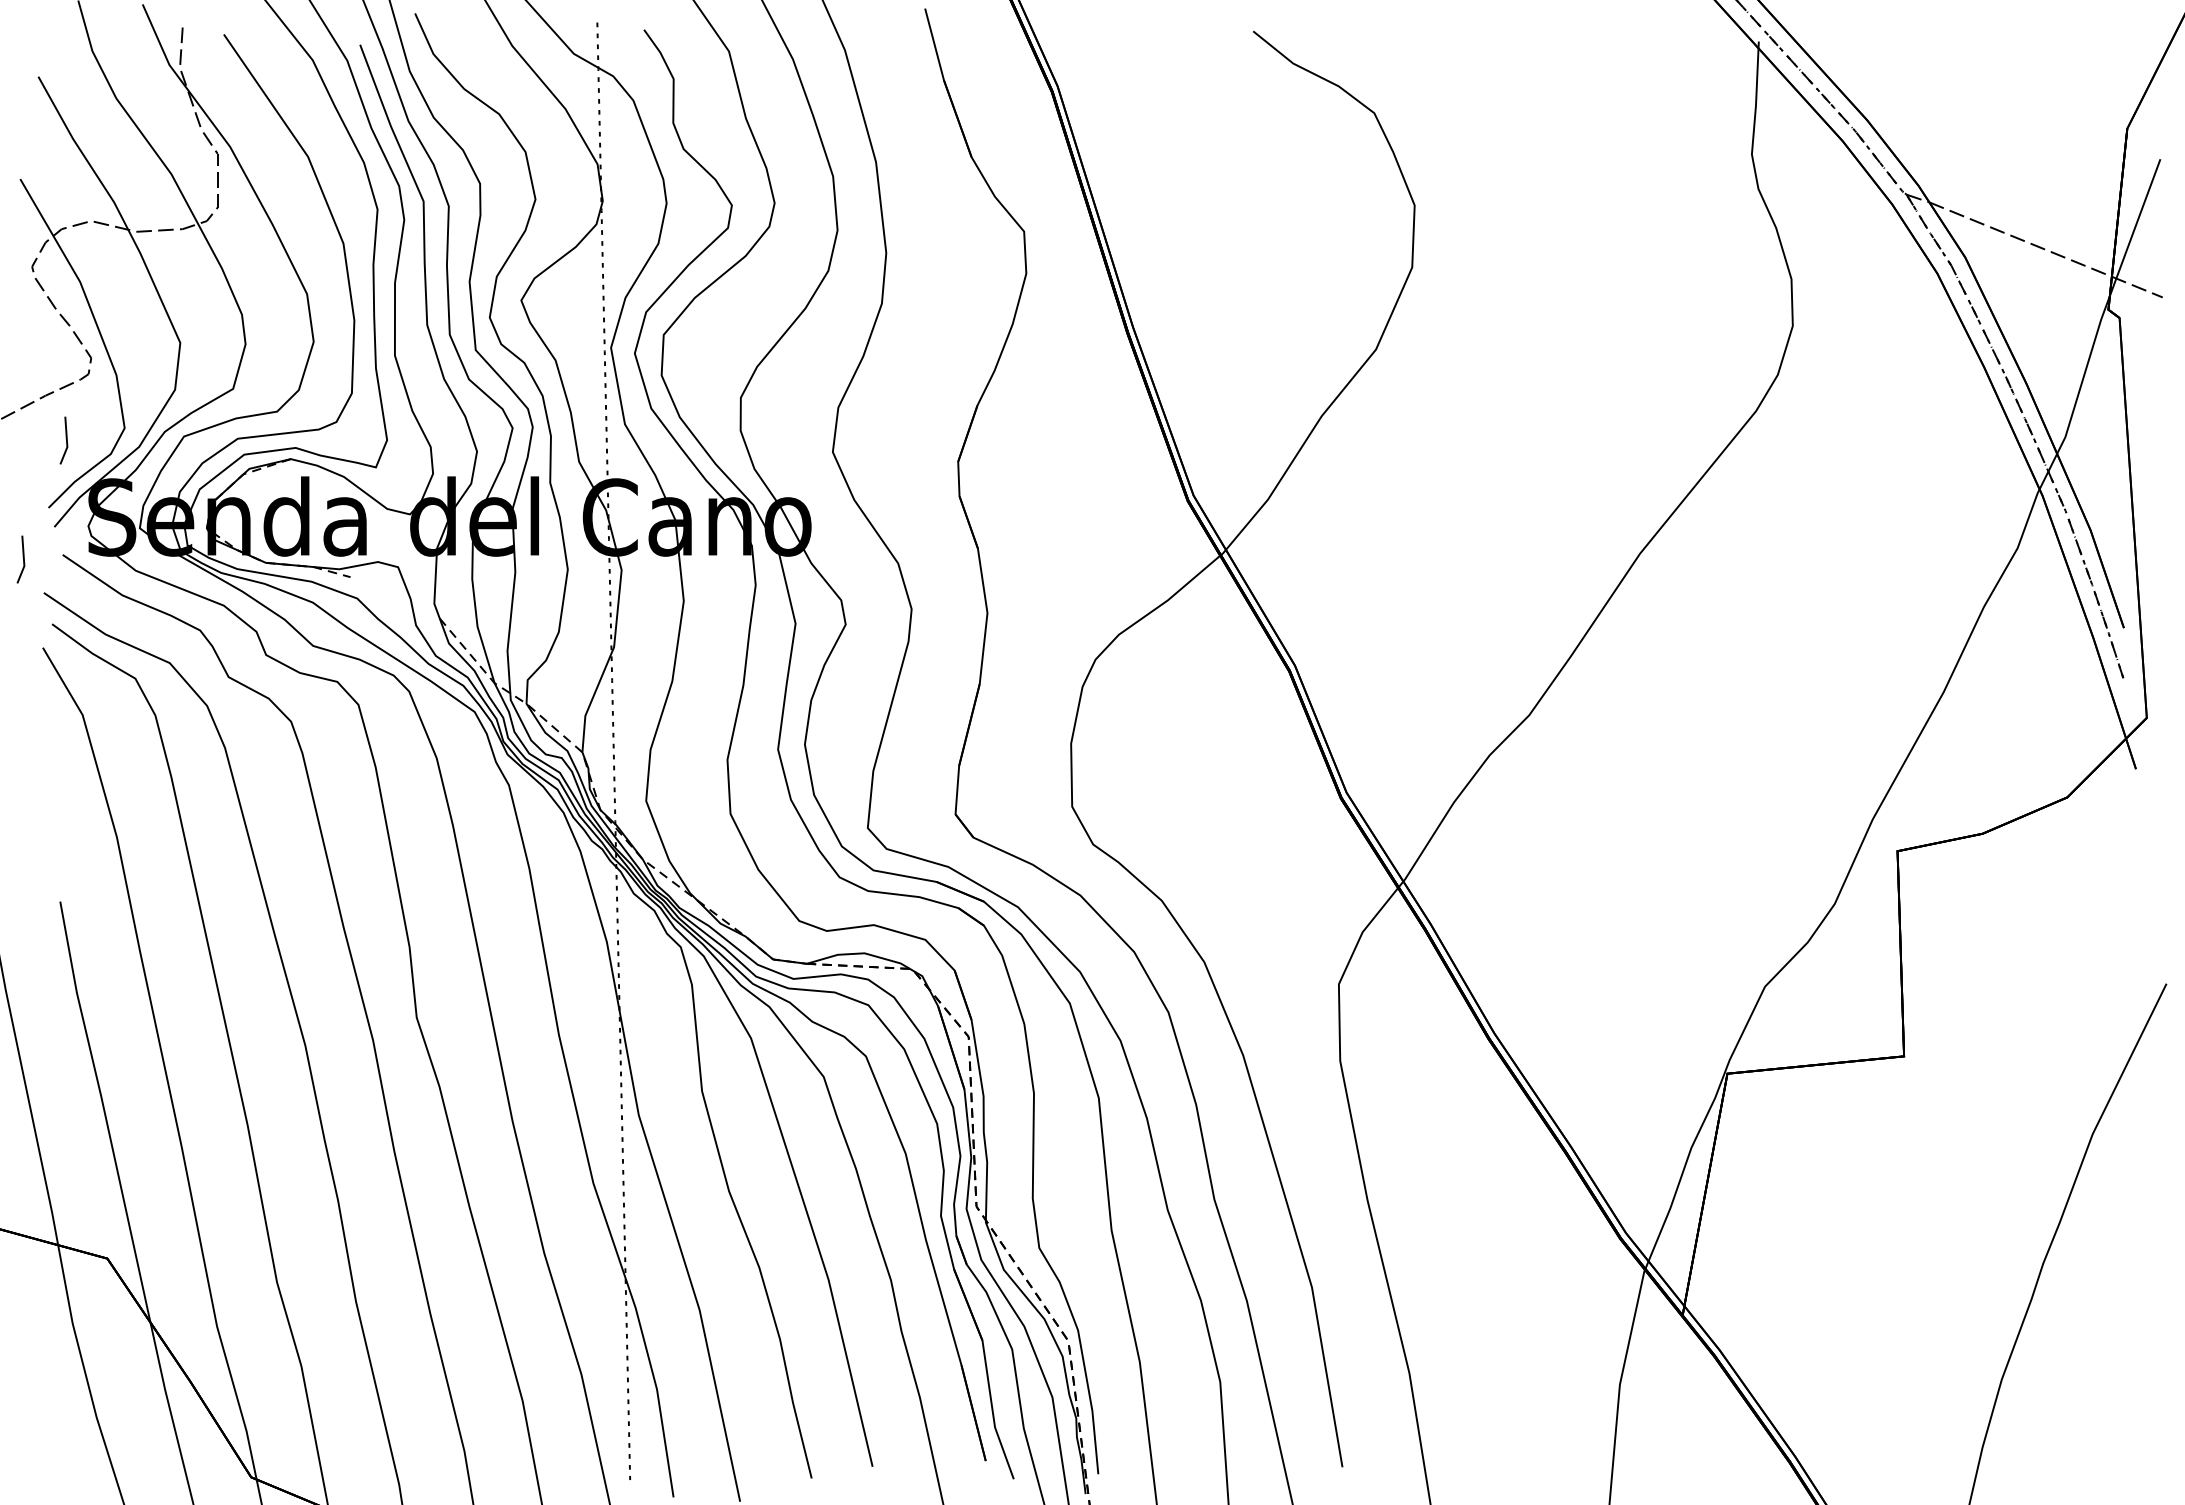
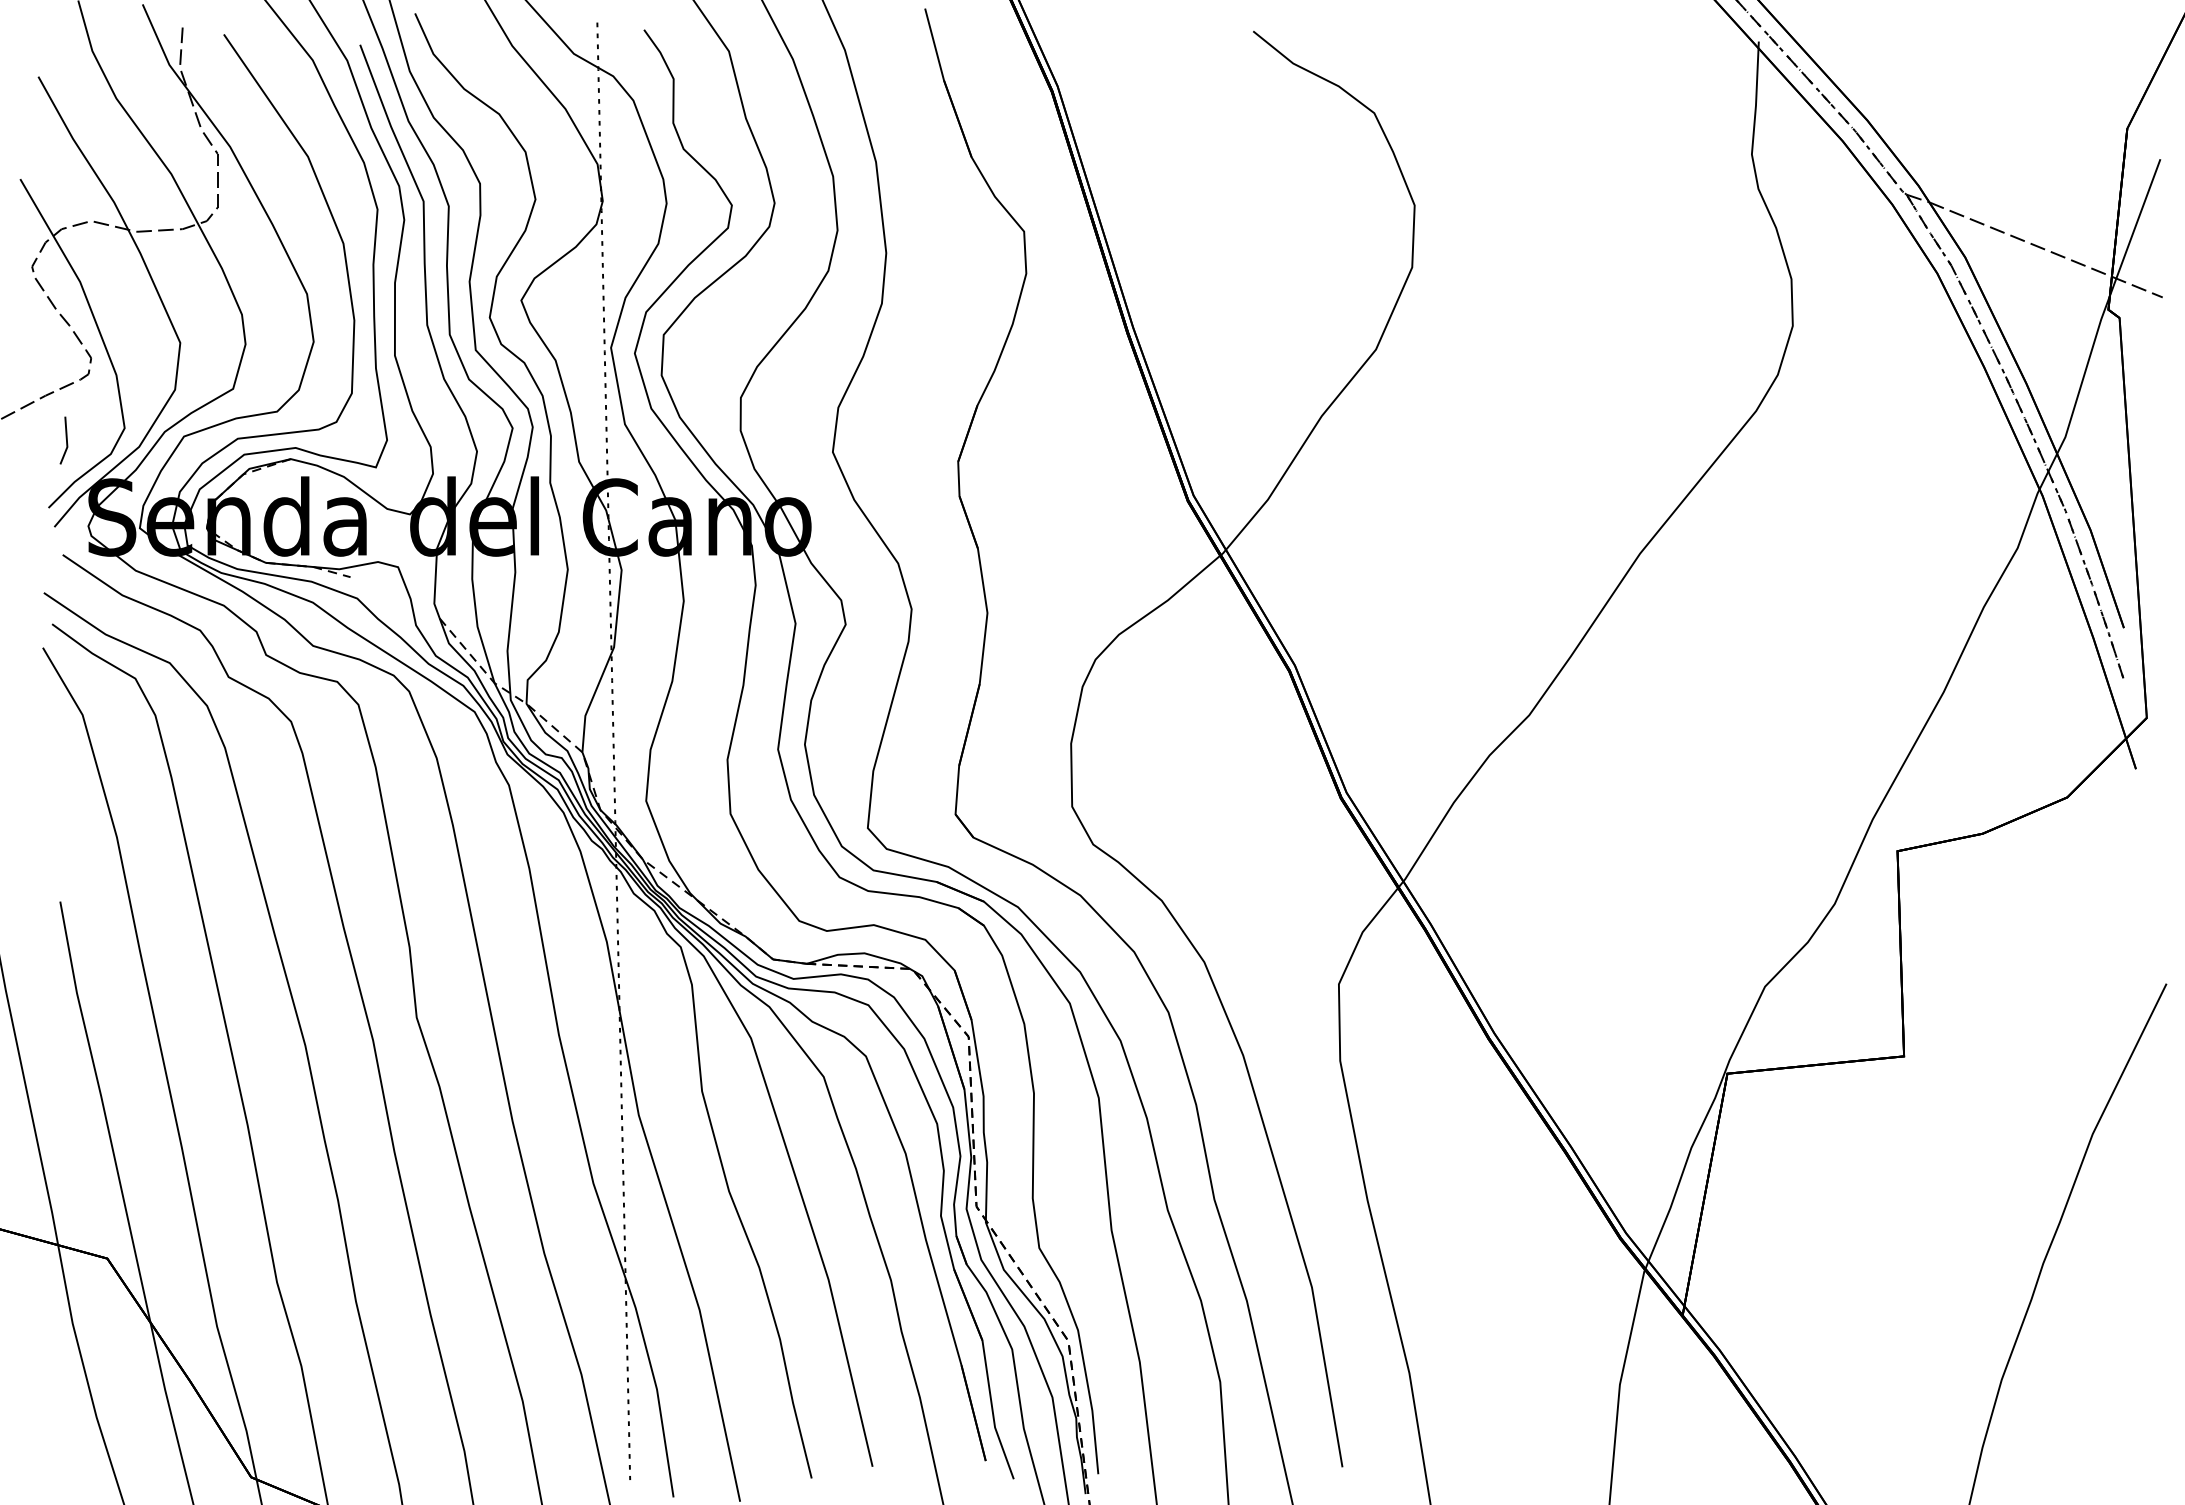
line: present -> none (22, 557)
